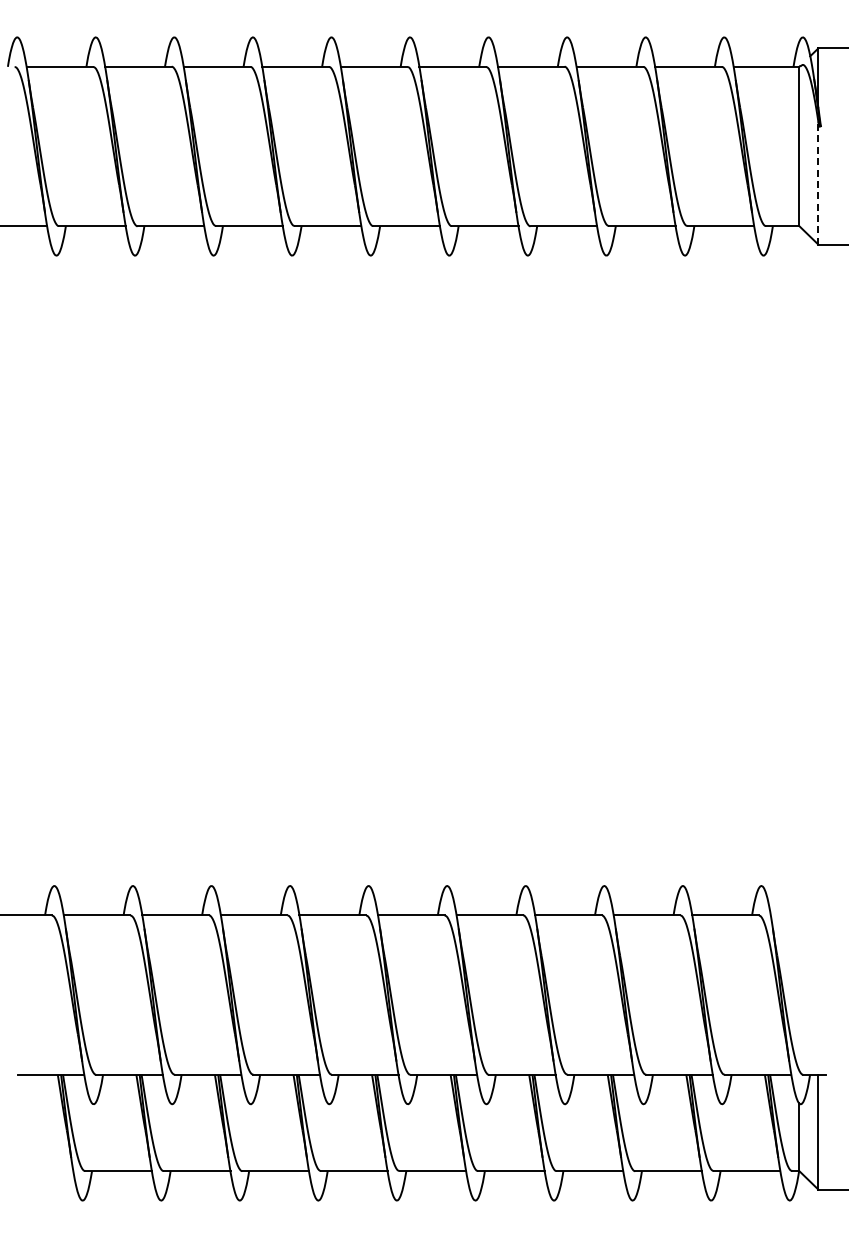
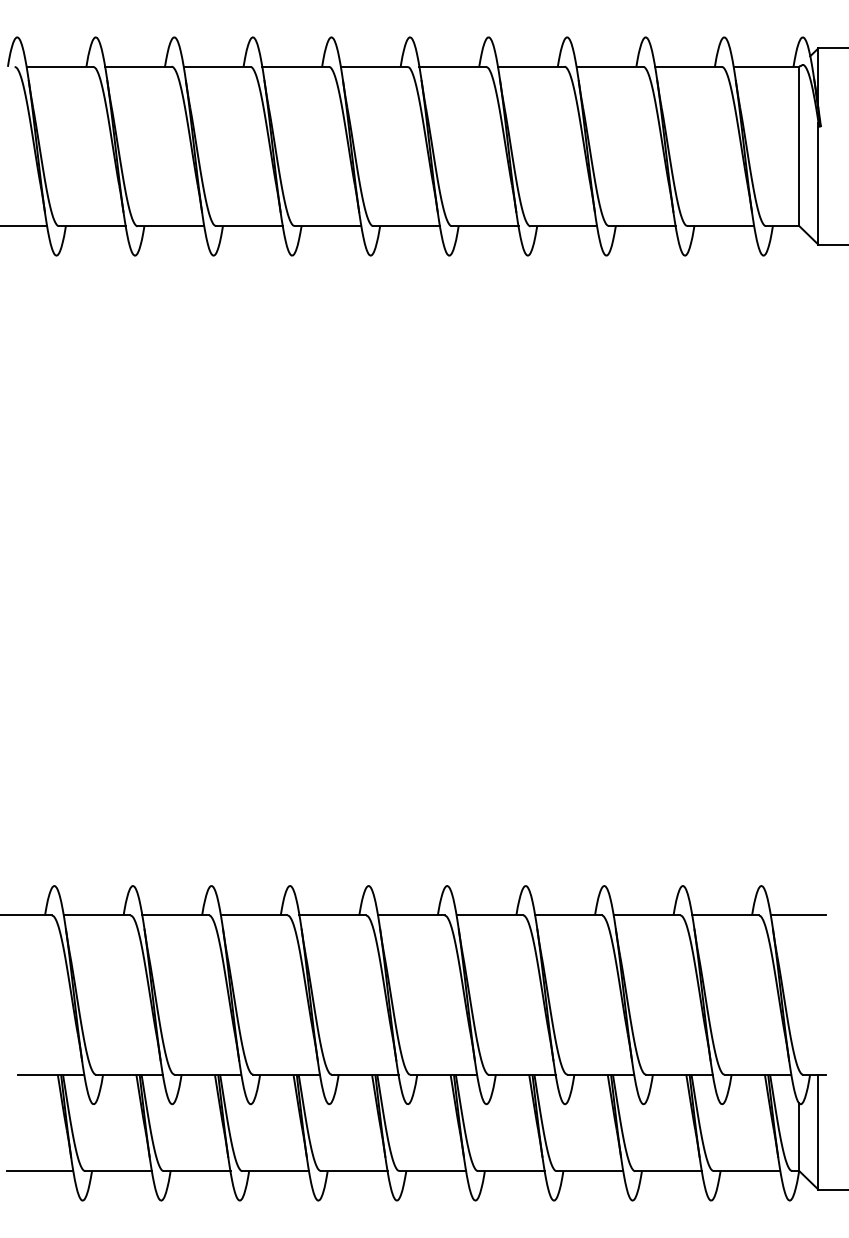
line: dashed -> solid (818, 183)
line: none -> present (798, 915)
line: none -> present (39, 1171)
